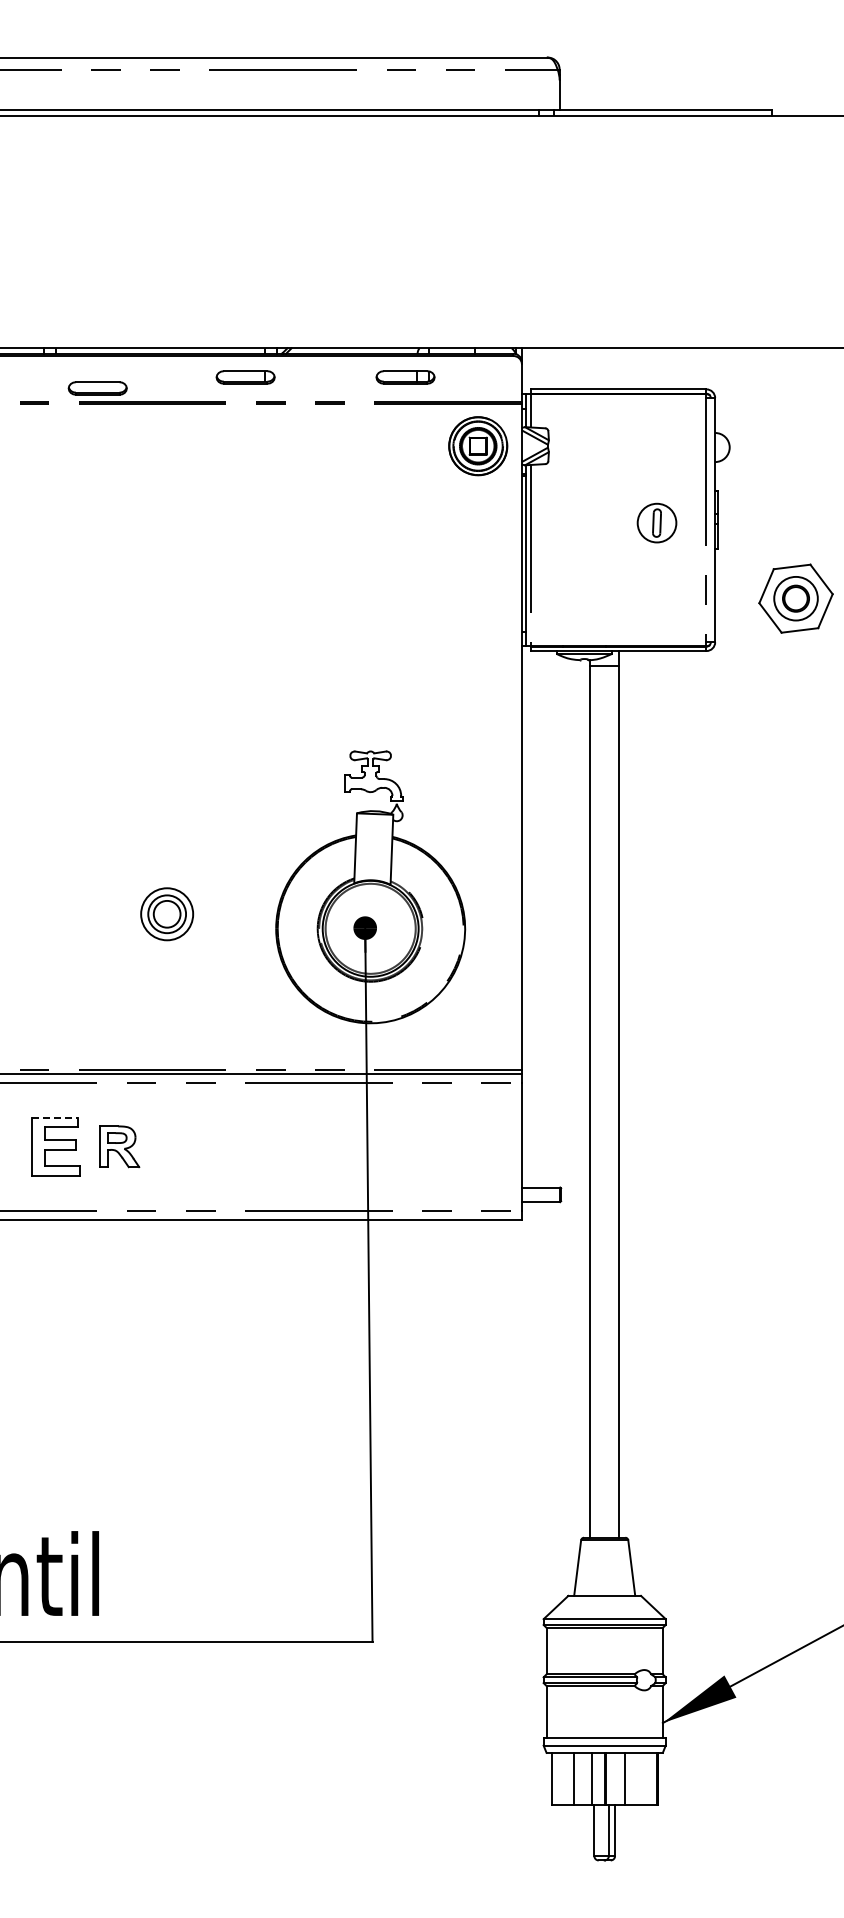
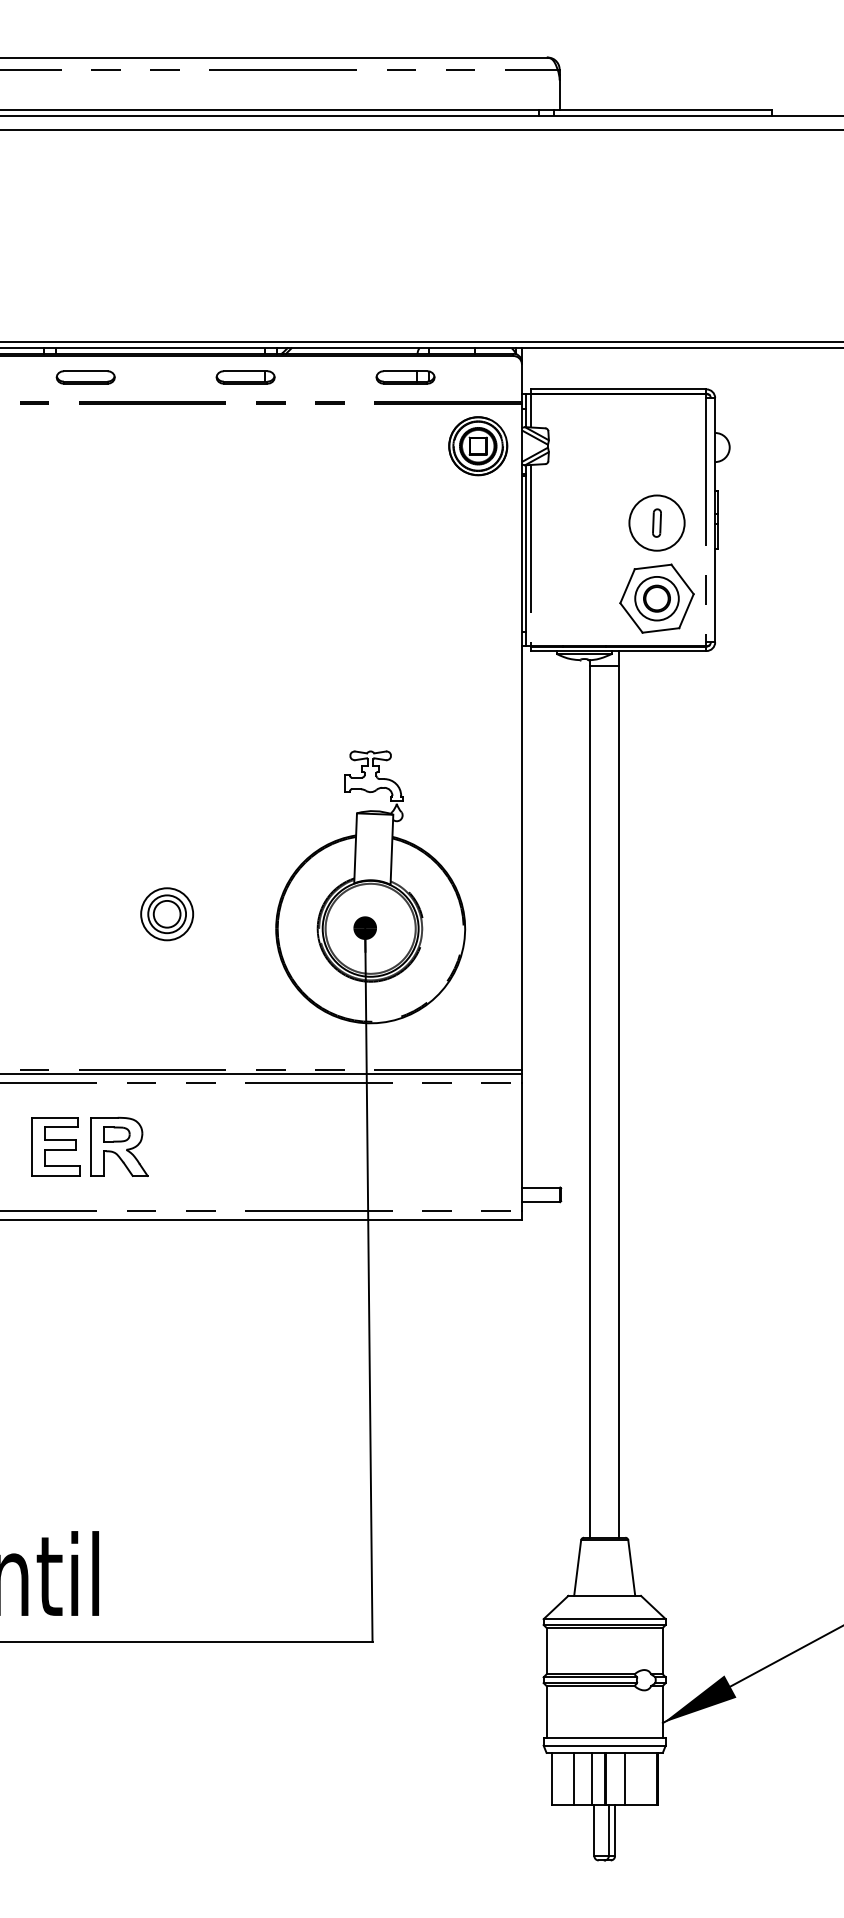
line: none -> present (421, 130)
line: none -> present (421, 342)
part position: (97, 388) -> (85, 377) (85, 377)
circle diameter: 39 px -> 55 px (656, 522)
part position: (795, 598) -> (656, 598) (656, 598)
line: dashed -> solid (55, 1117)
part size: 42x44 px -> 59x61 px (119, 1146)
